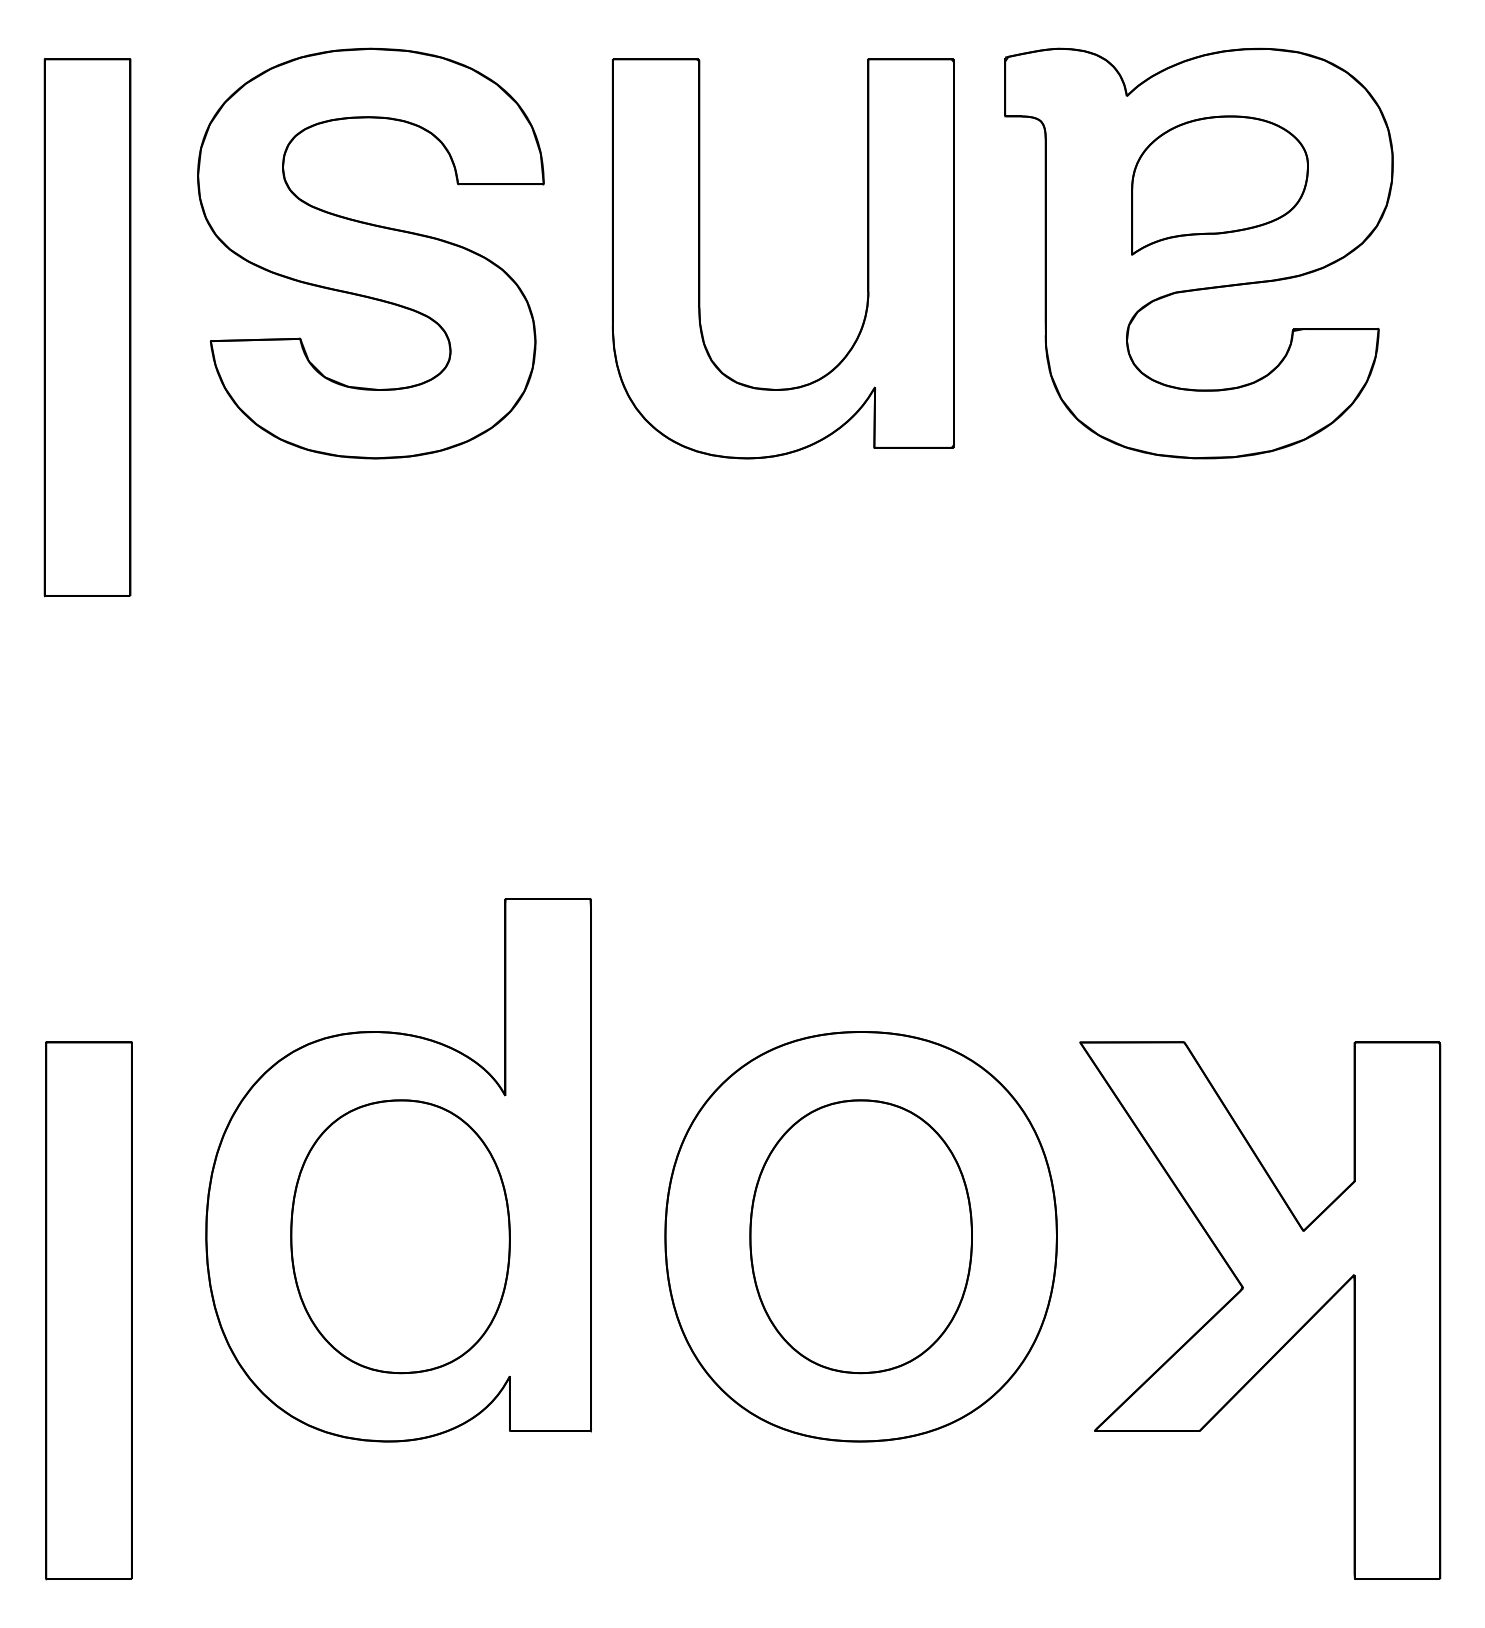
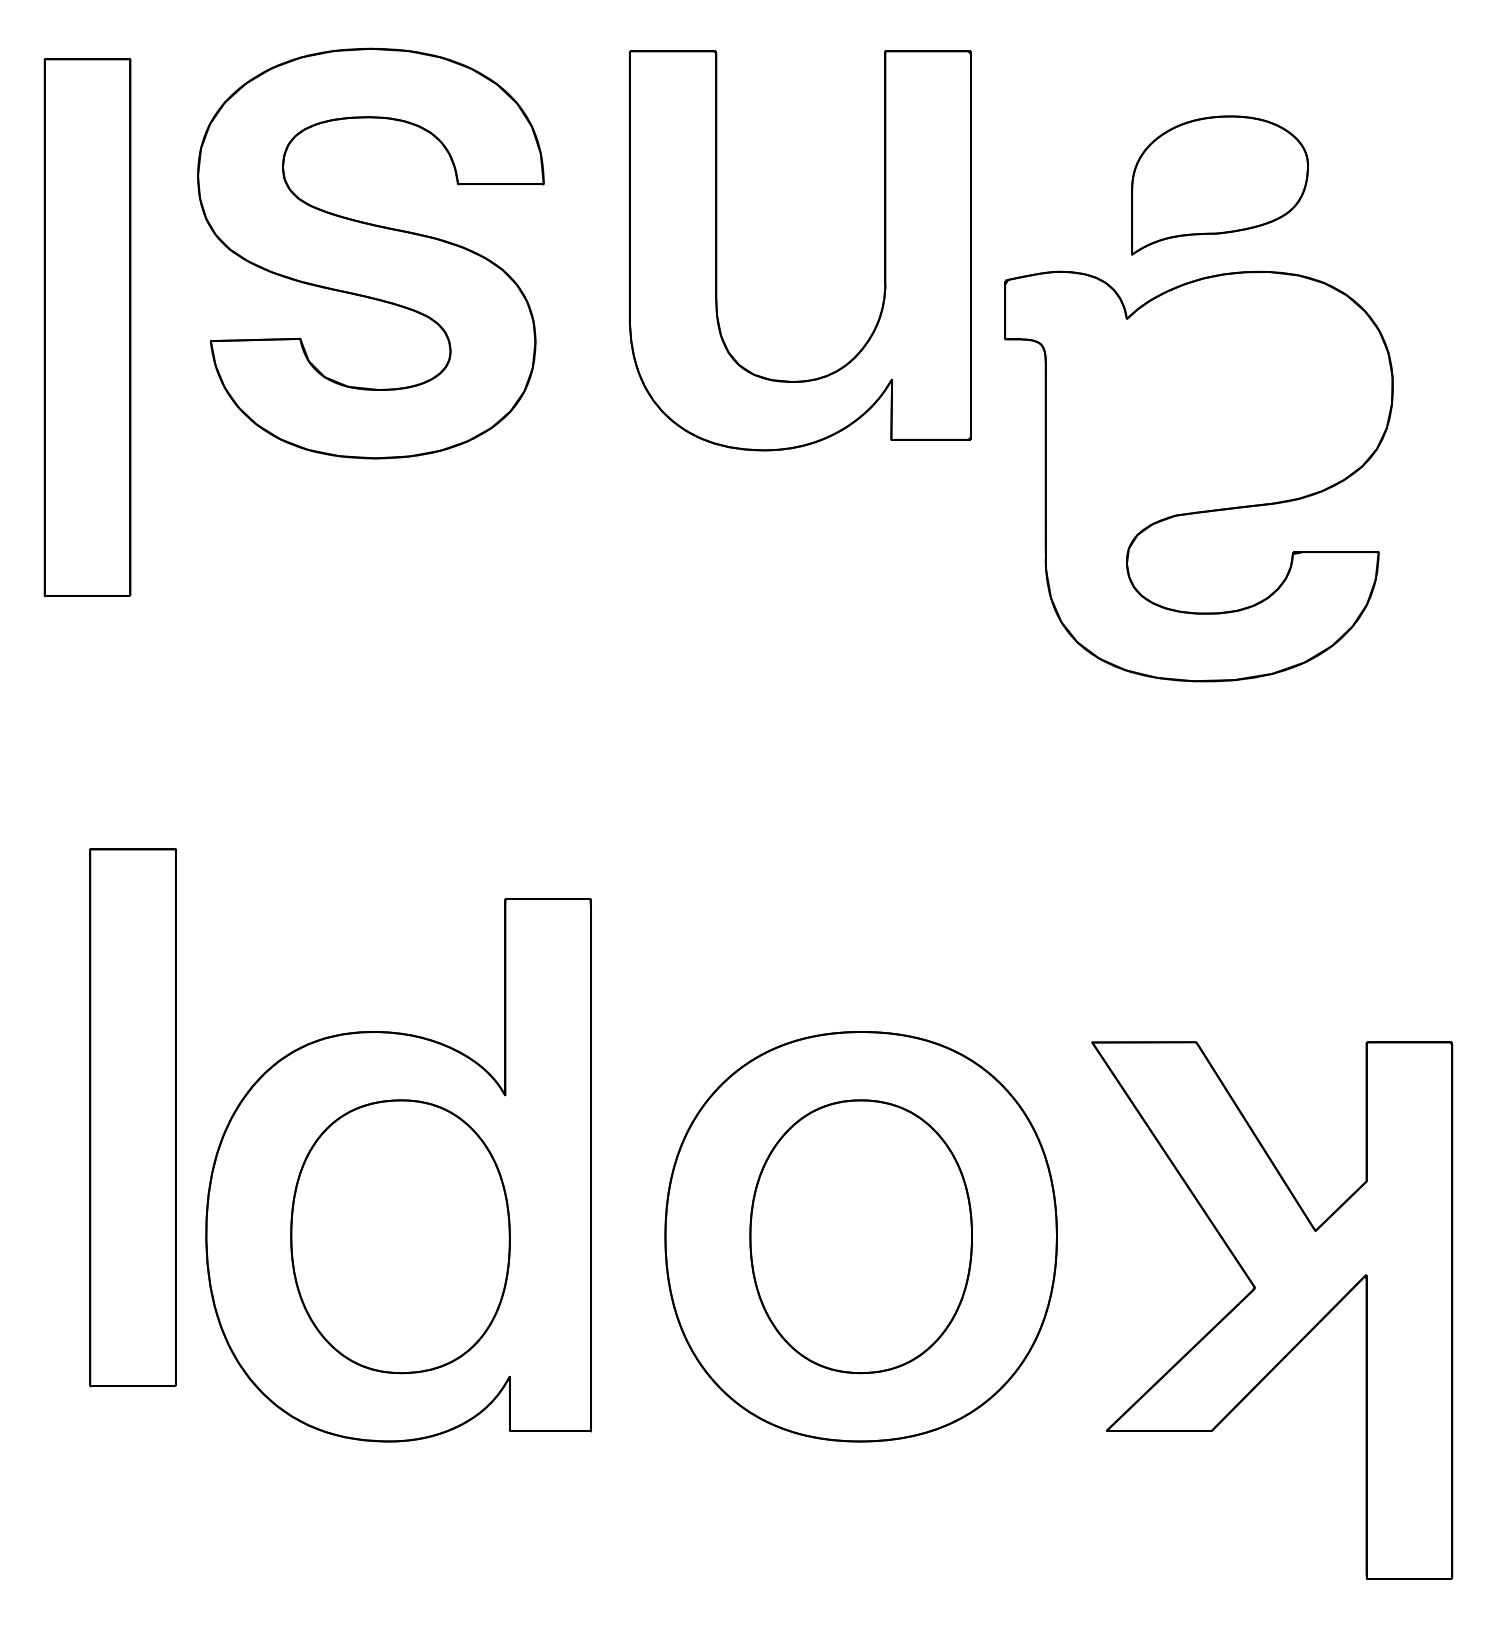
part position: (1198, 253) -> (1198, 476) (1198, 476)
part position: (700, 258) -> (717, 250) (717, 250)
part position: (88, 1310) -> (132, 1117) (132, 1117)
part position: (1260, 1310) -> (1272, 1310) (1272, 1310)
